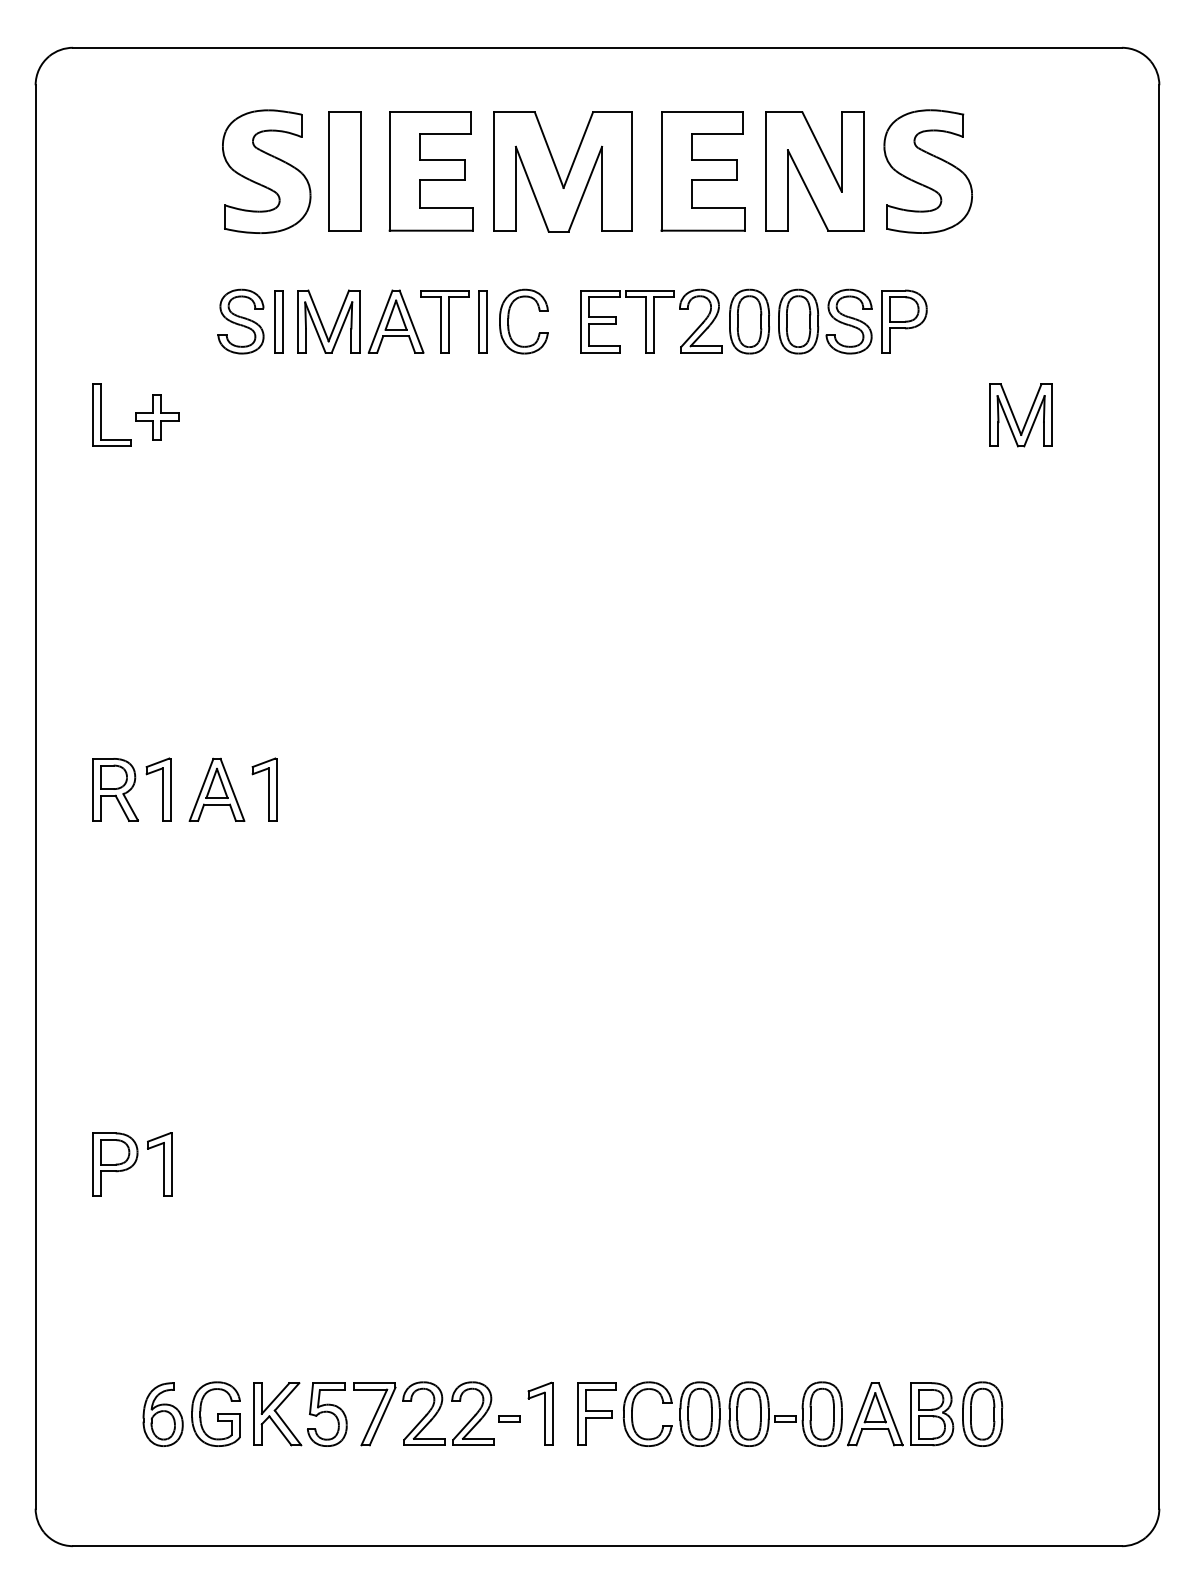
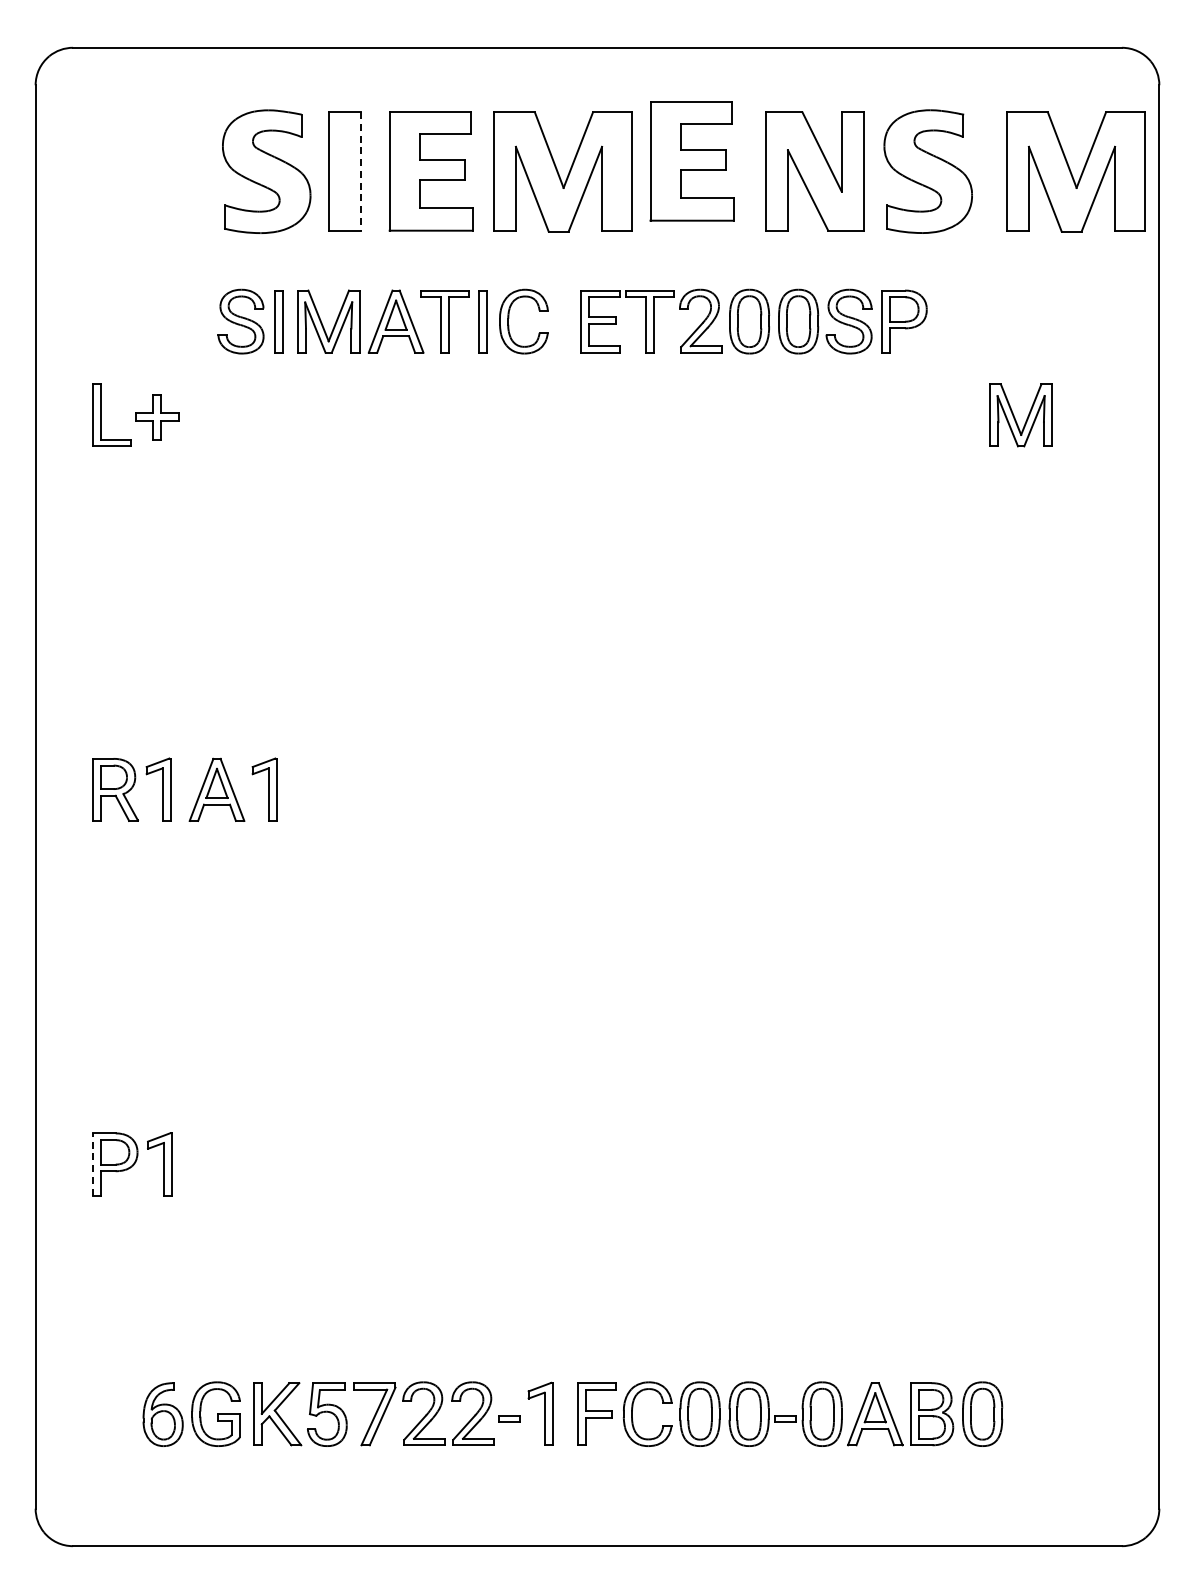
part position: (702, 171) -> (691, 161) (691, 161)
part: none -> present (1075, 171)
line: solid -> dashed (360, 172)
line: solid -> dashed (92, 1164)
